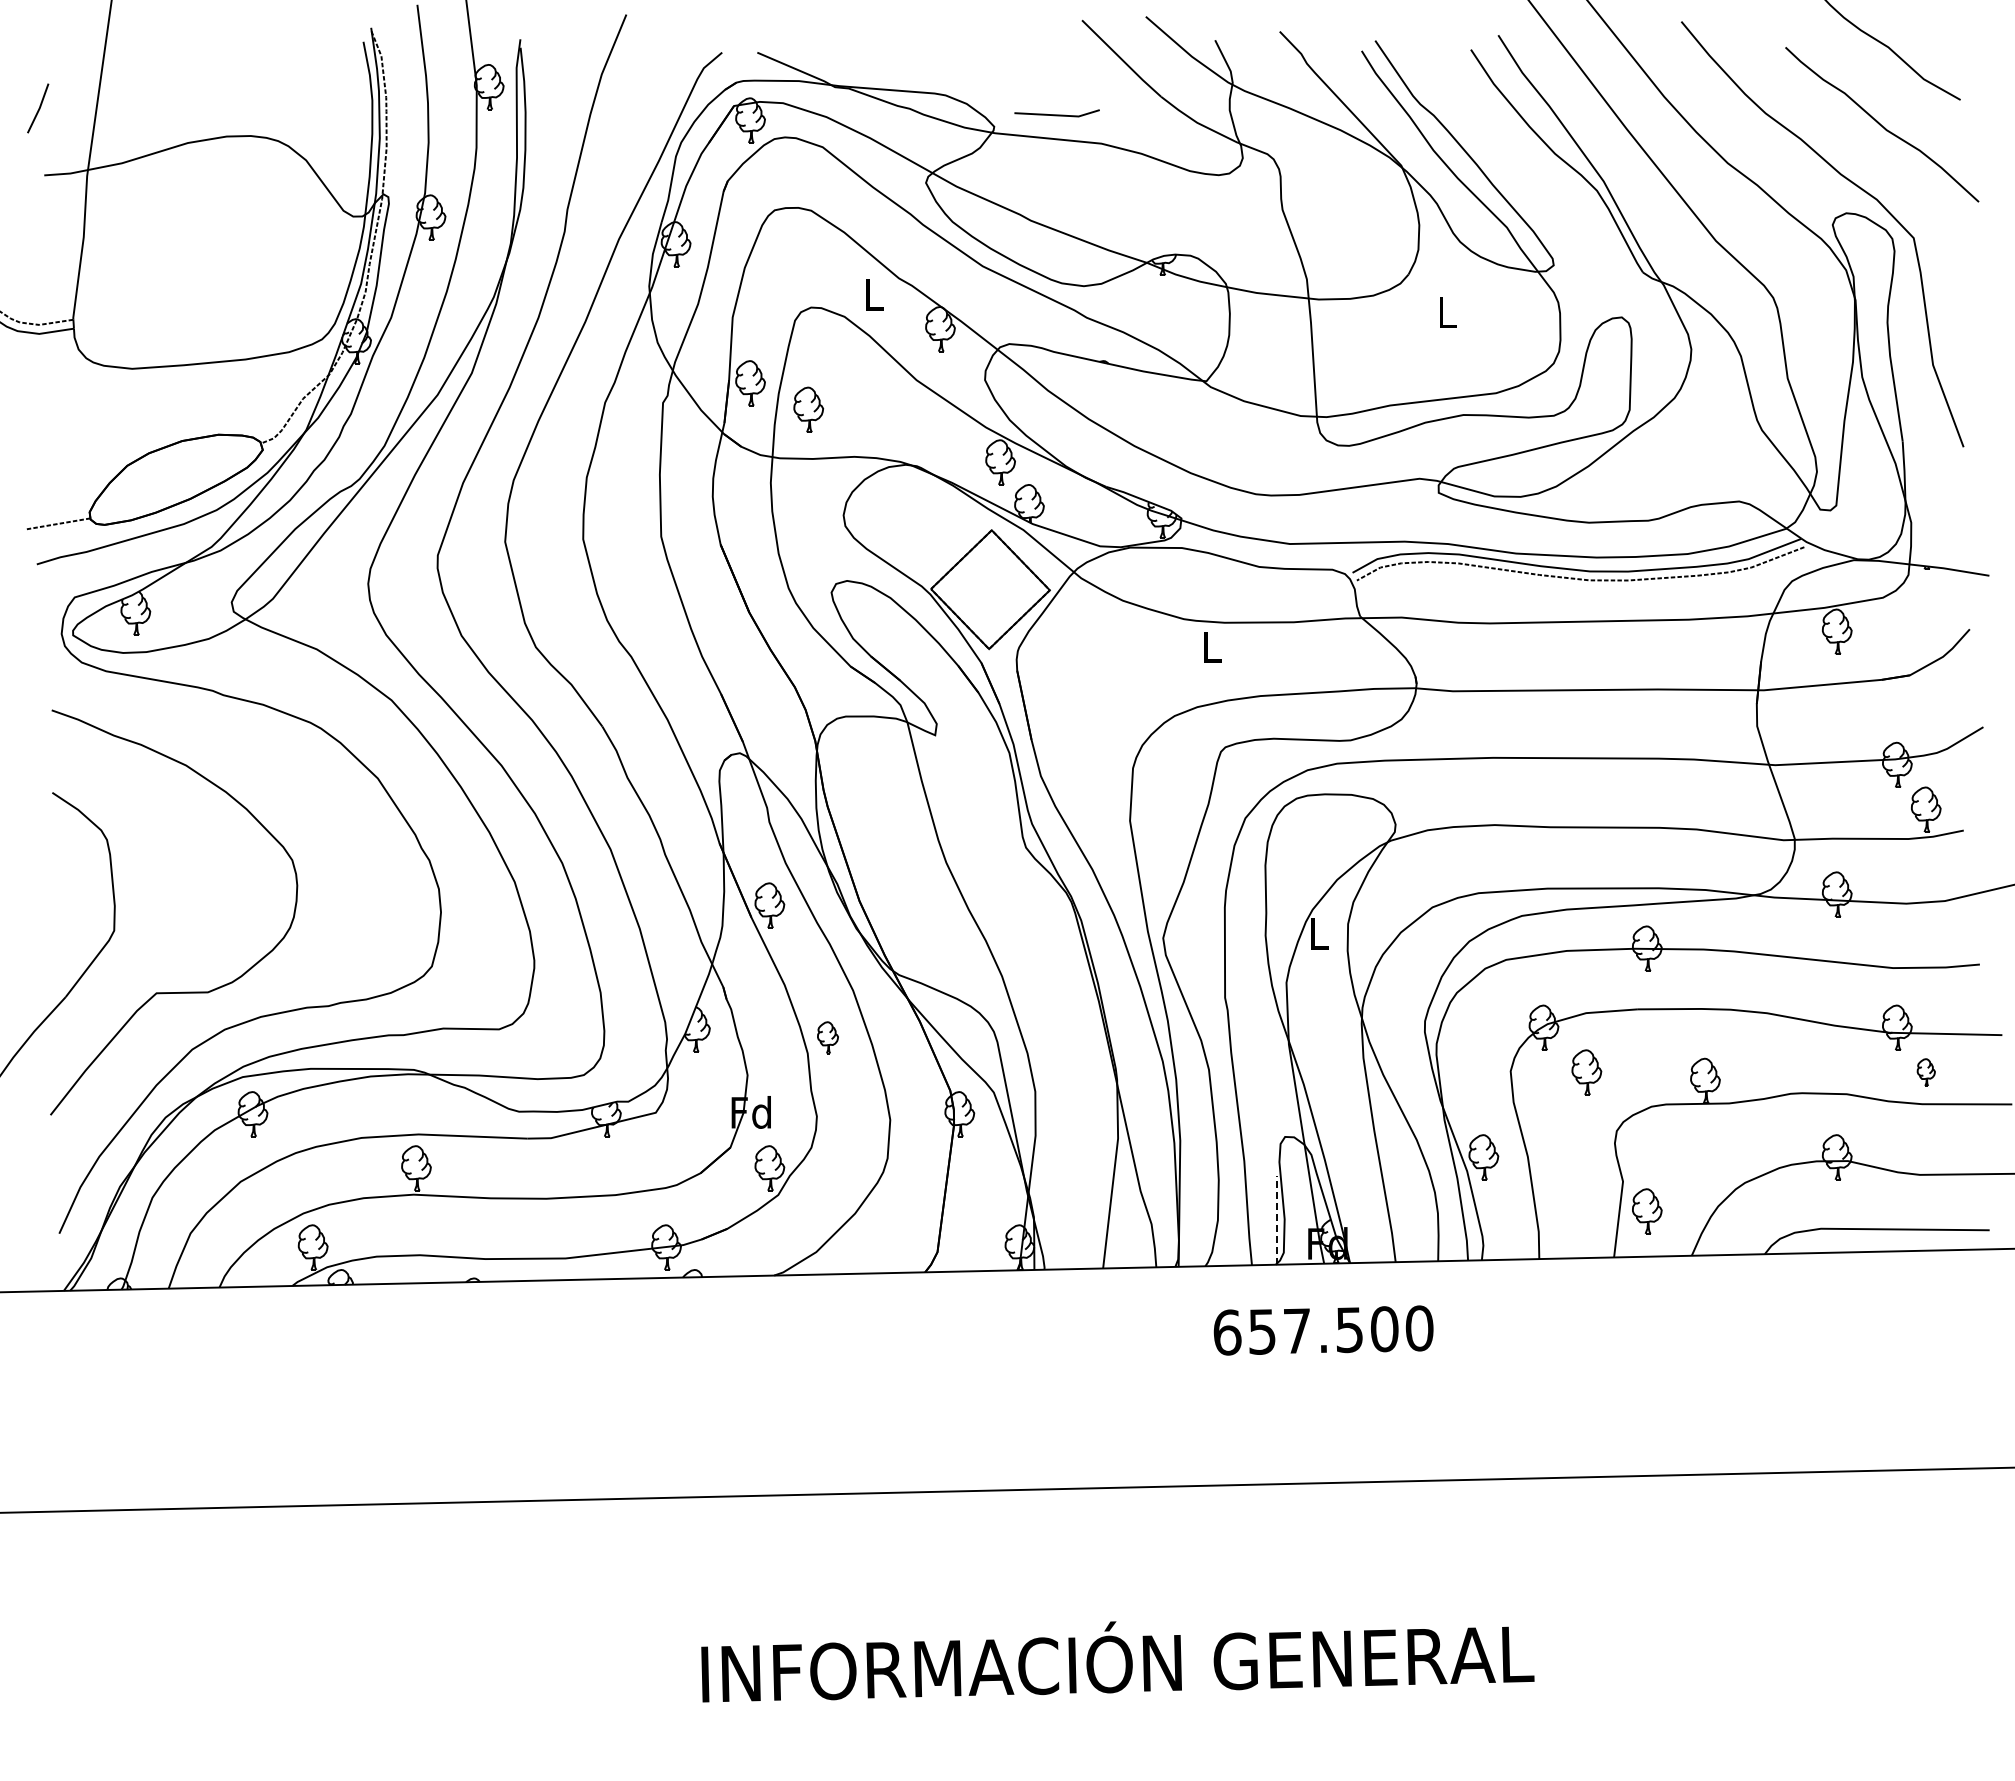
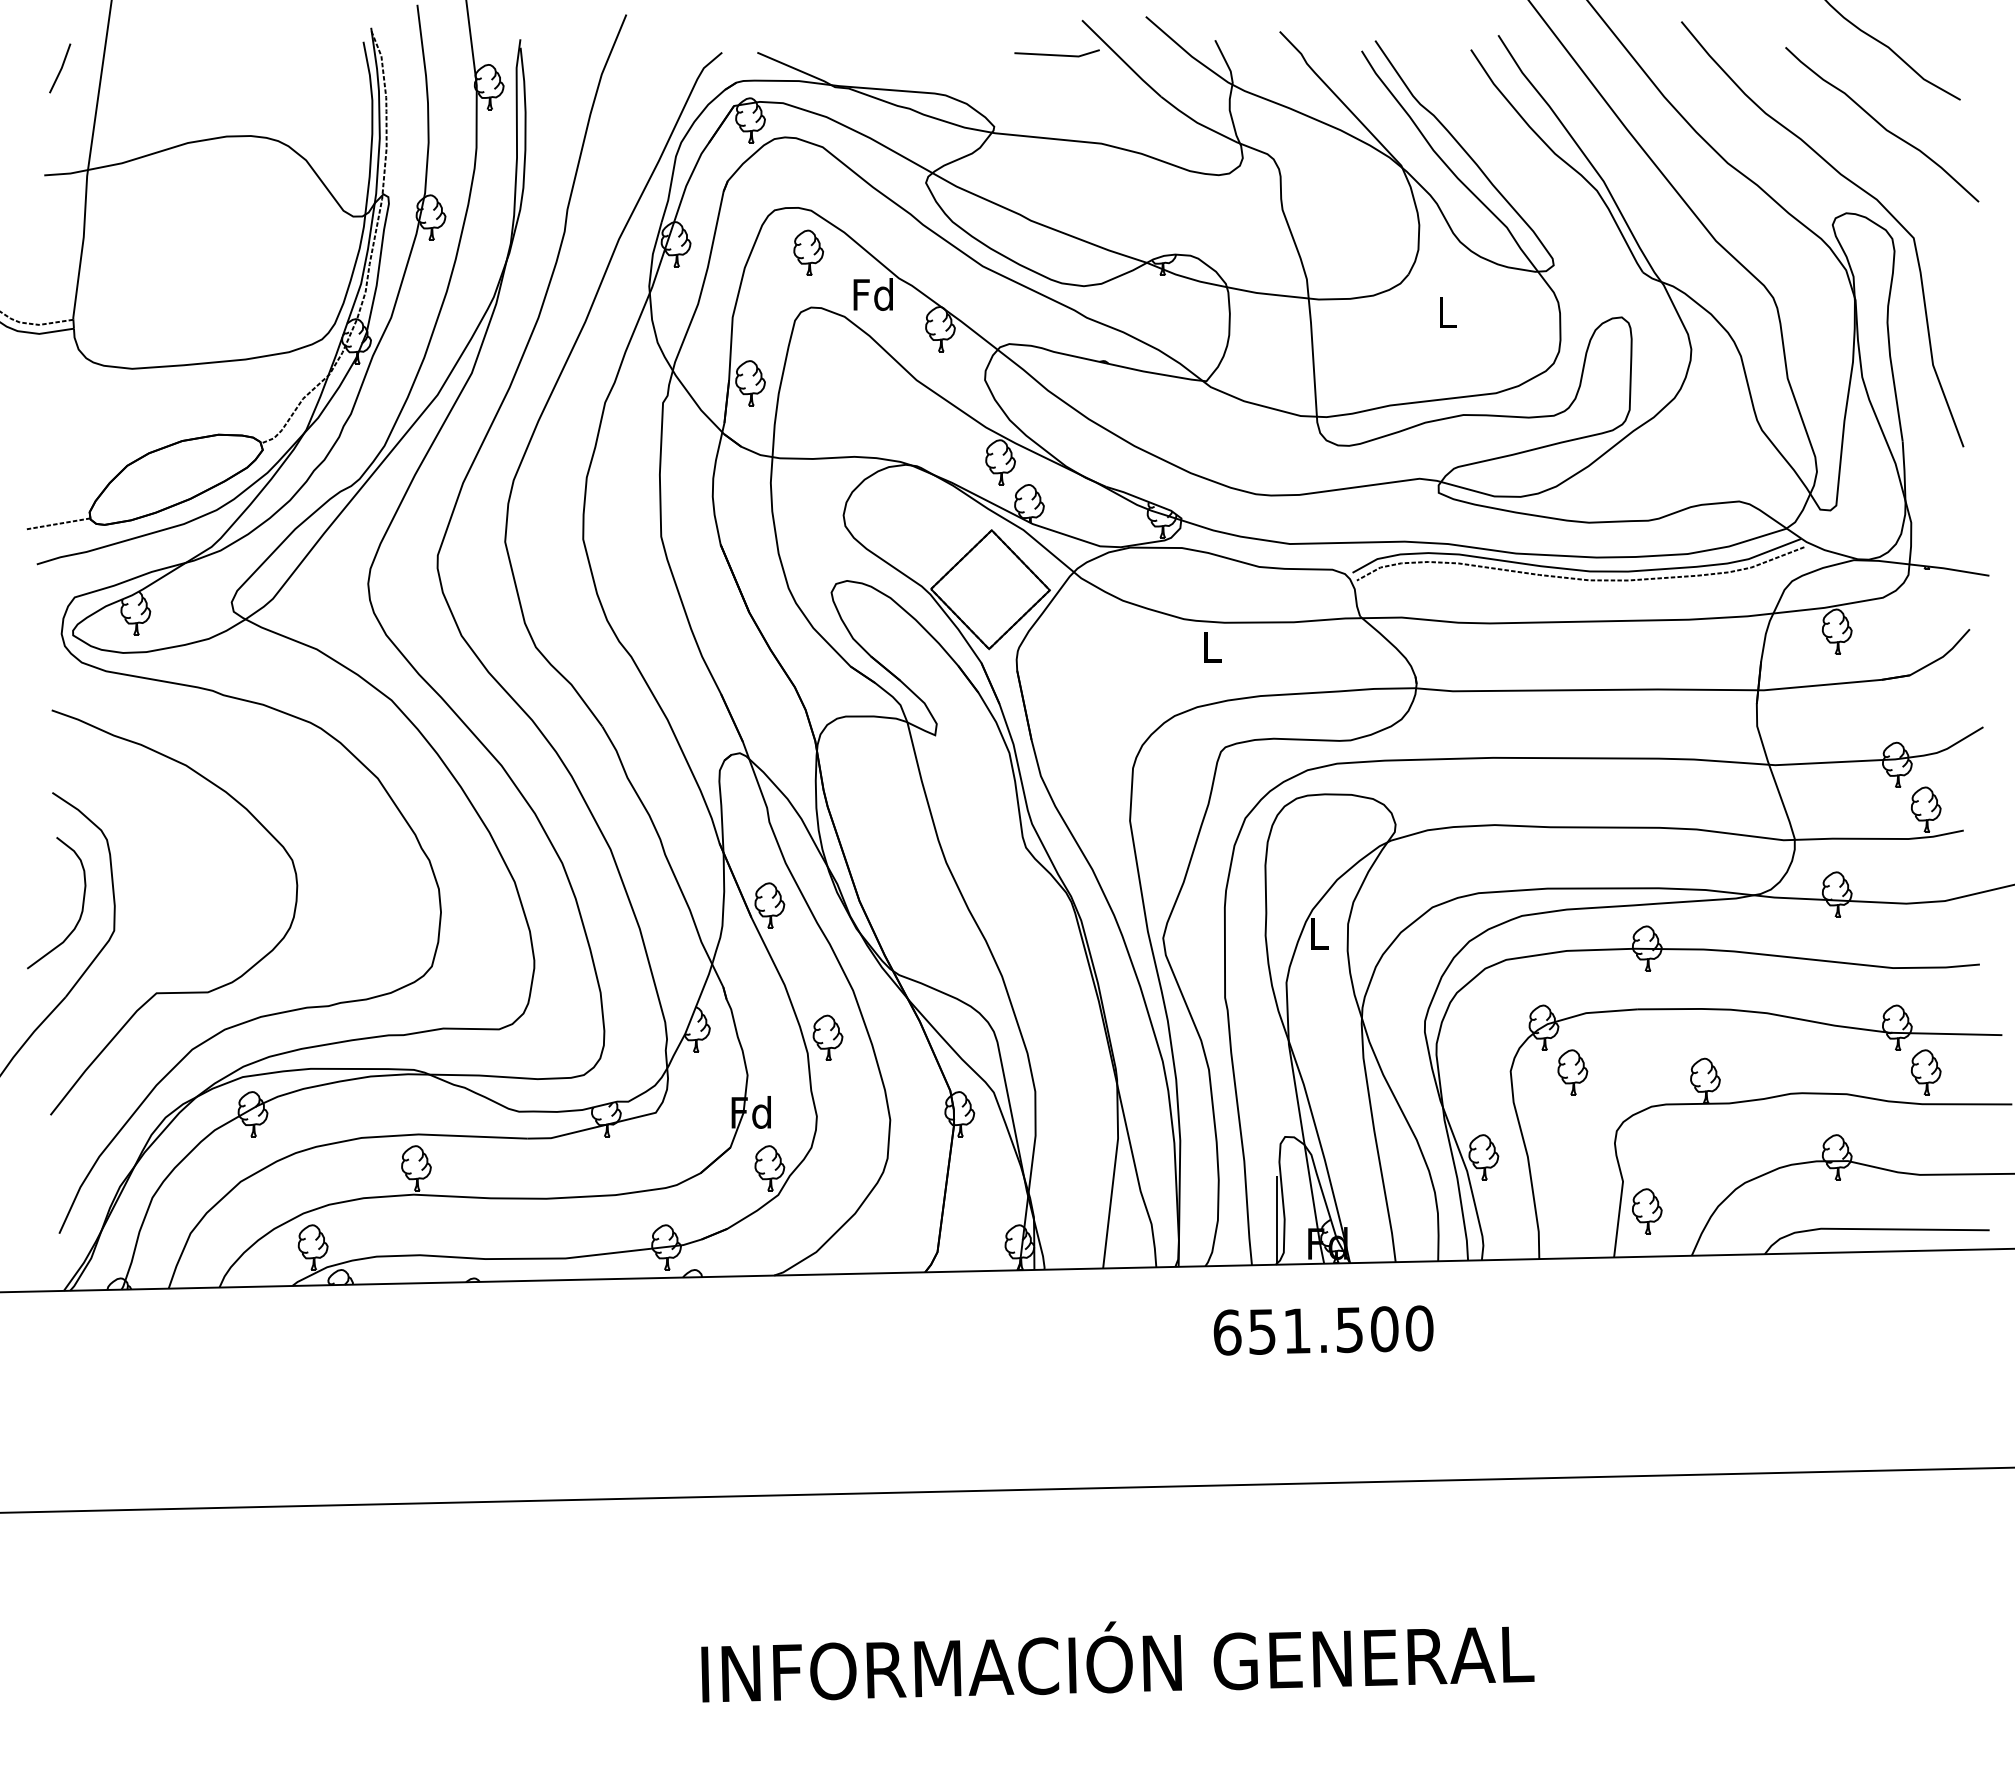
line position: (38, 108) -> (60, 68) (60, 68)
line position: (1056, 114) -> (1056, 54) (1056, 54)
text: L -> Fd (872, 294)
part position: (808, 409) -> (808, 252) (808, 252)
curve: none -> present (81, 908)
part size: 22x34 px -> 32x47 px (827, 1037)
part position: (1586, 1072) -> (1572, 1072) (1572, 1072)
part size: 20x29 px -> 31x47 px (1926, 1072)
line: dashed -> solid (1276, 1220)
text: 657.500 -> 651.500 (1297, 1330)
